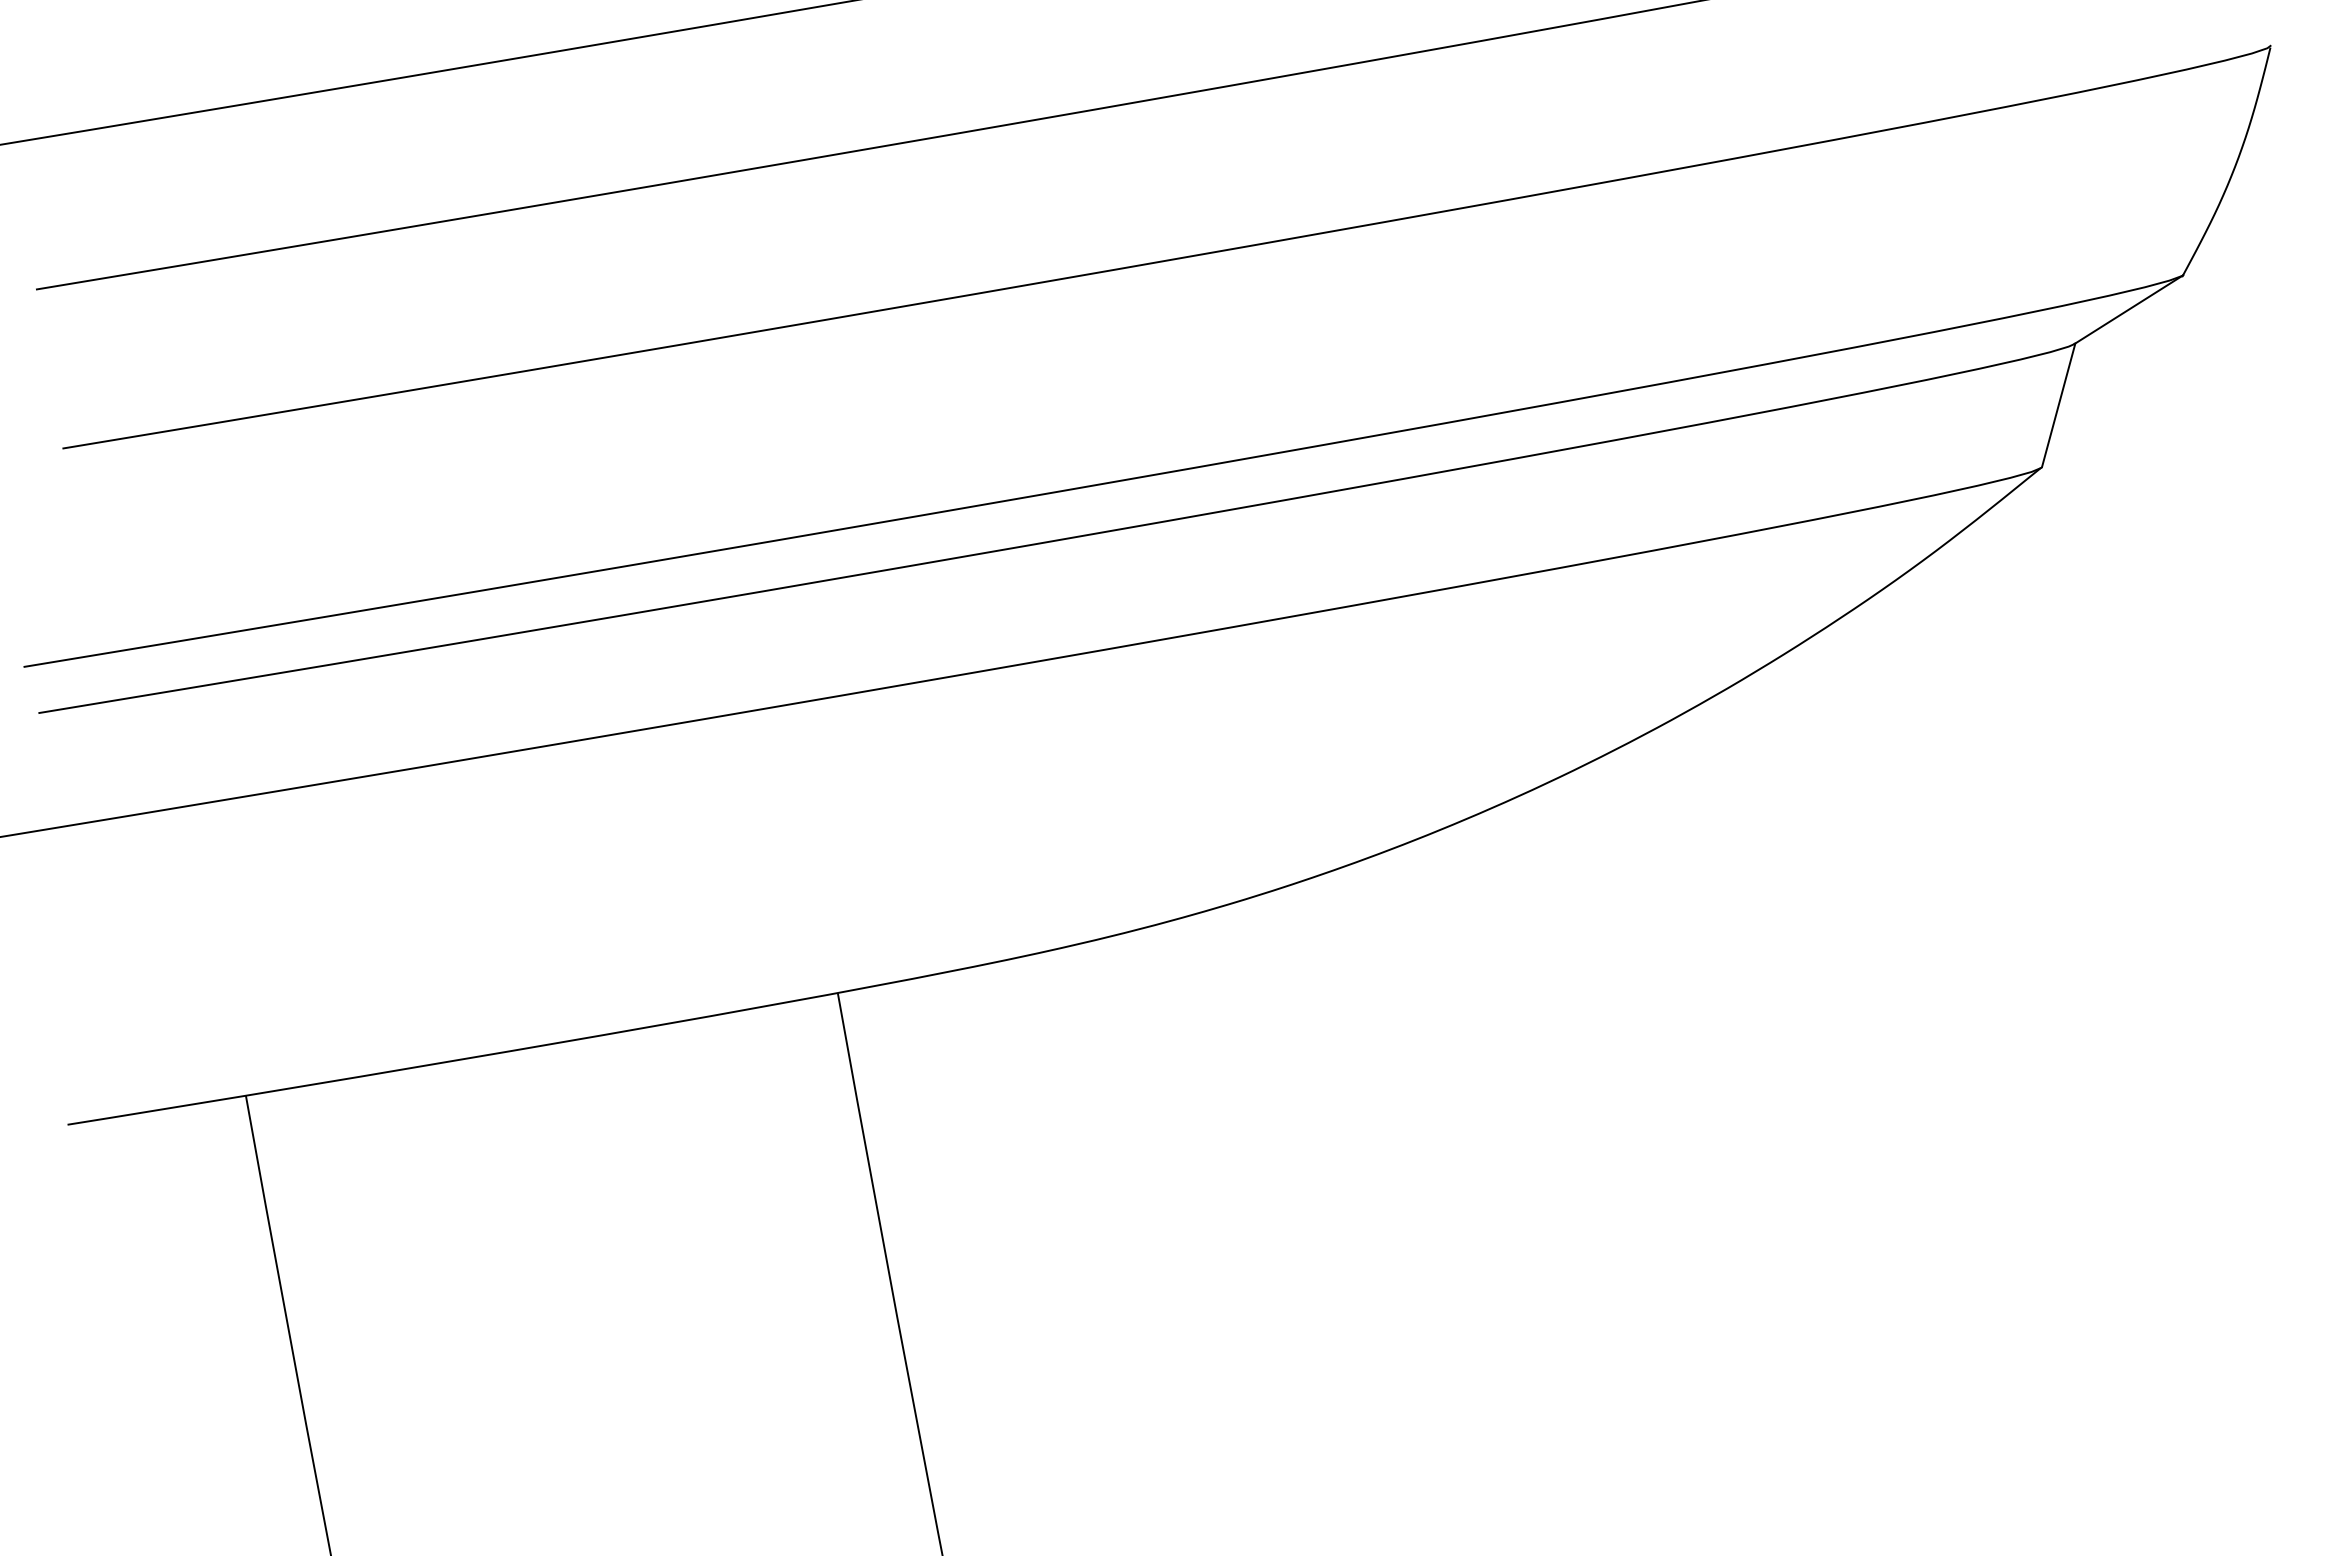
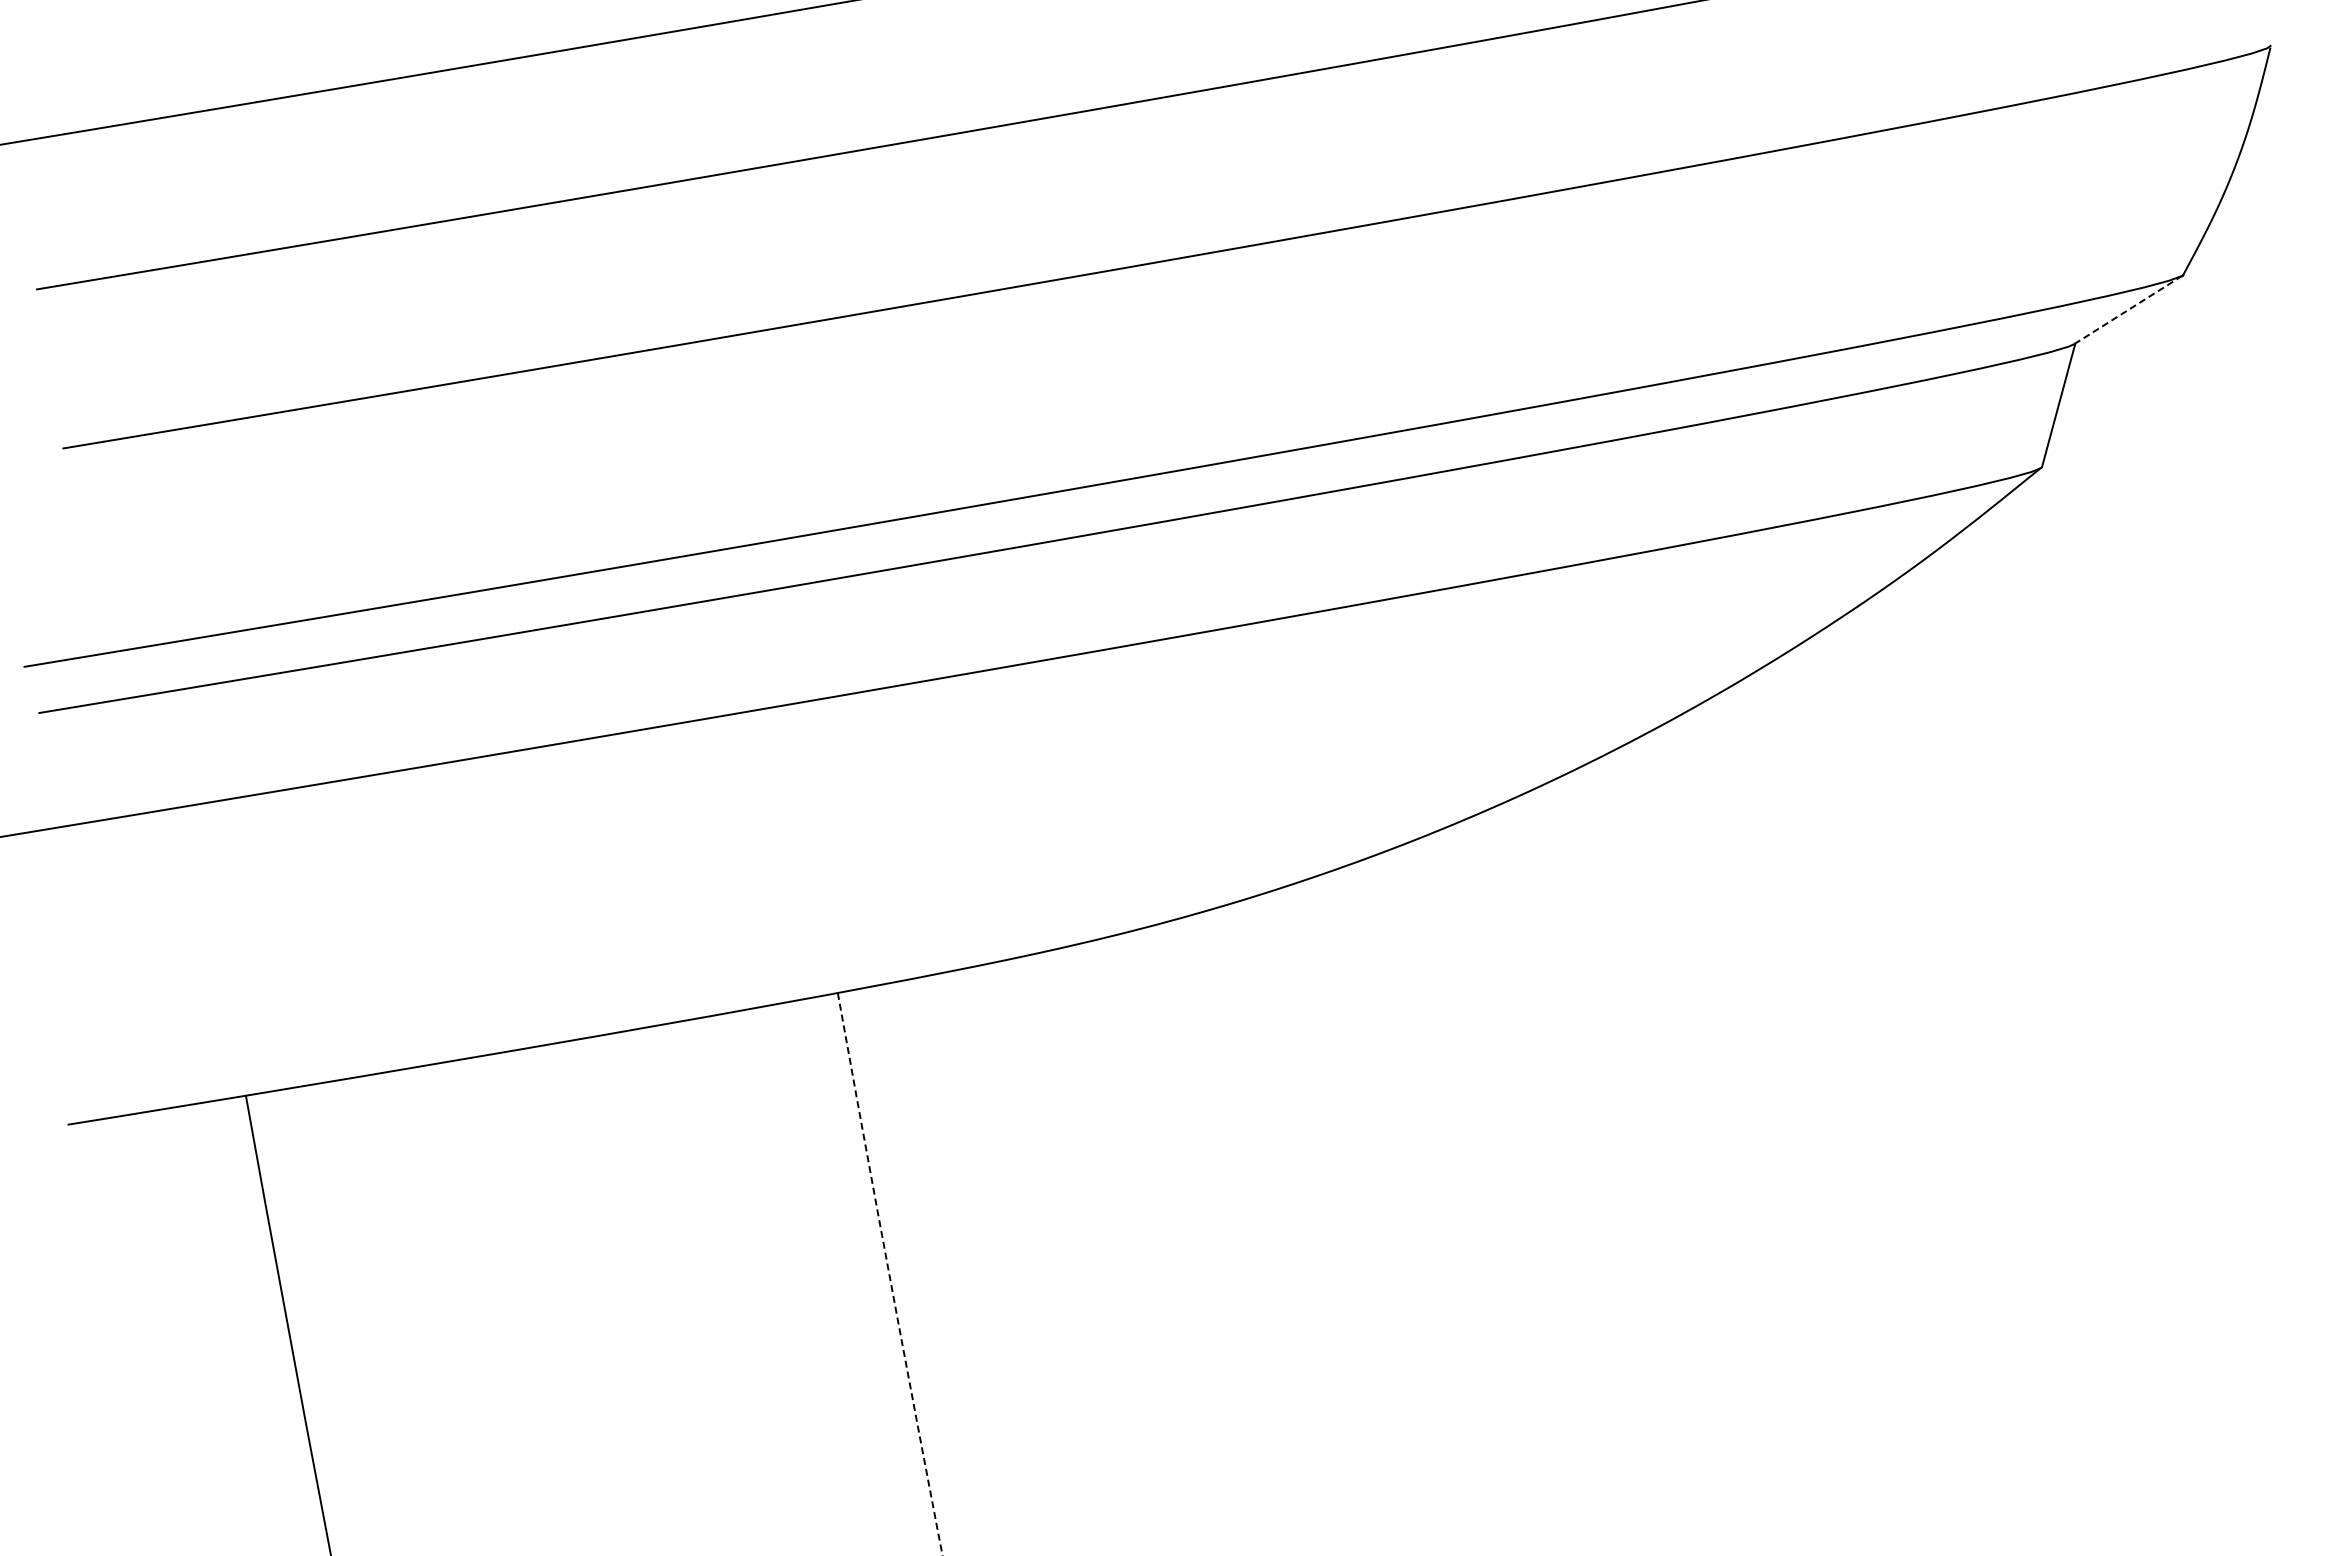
line: solid -> dashed (2129, 309)
arc: solid -> dashed (889, 1274)
